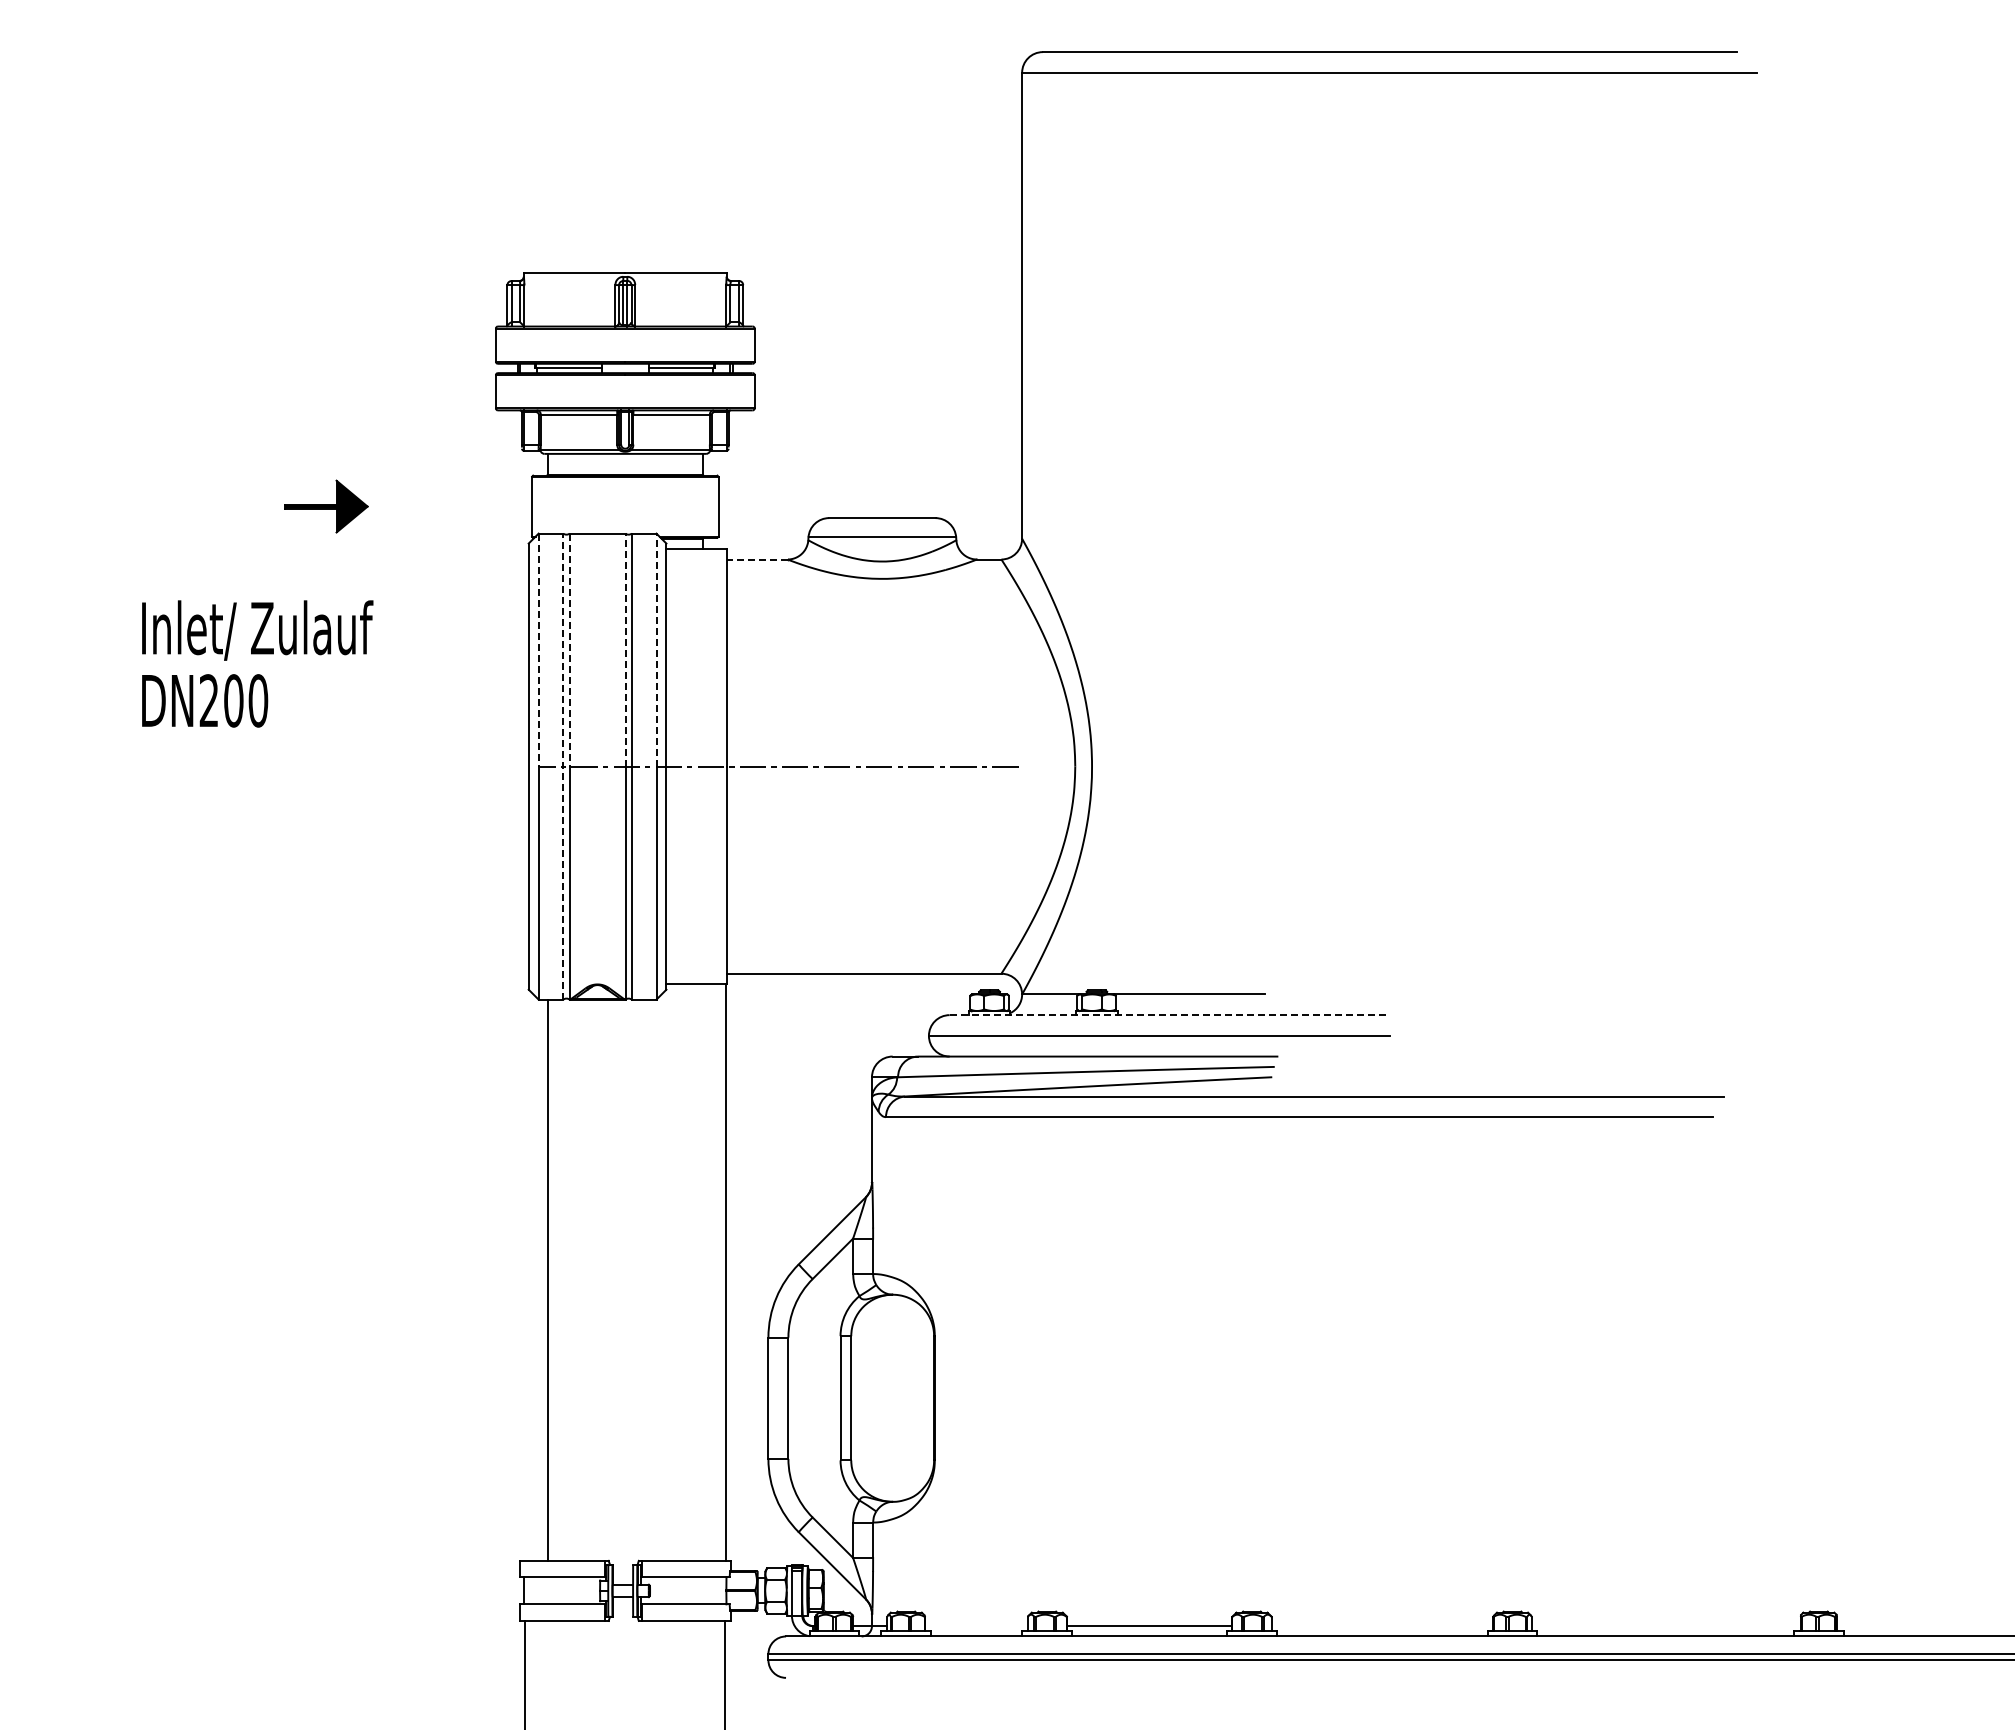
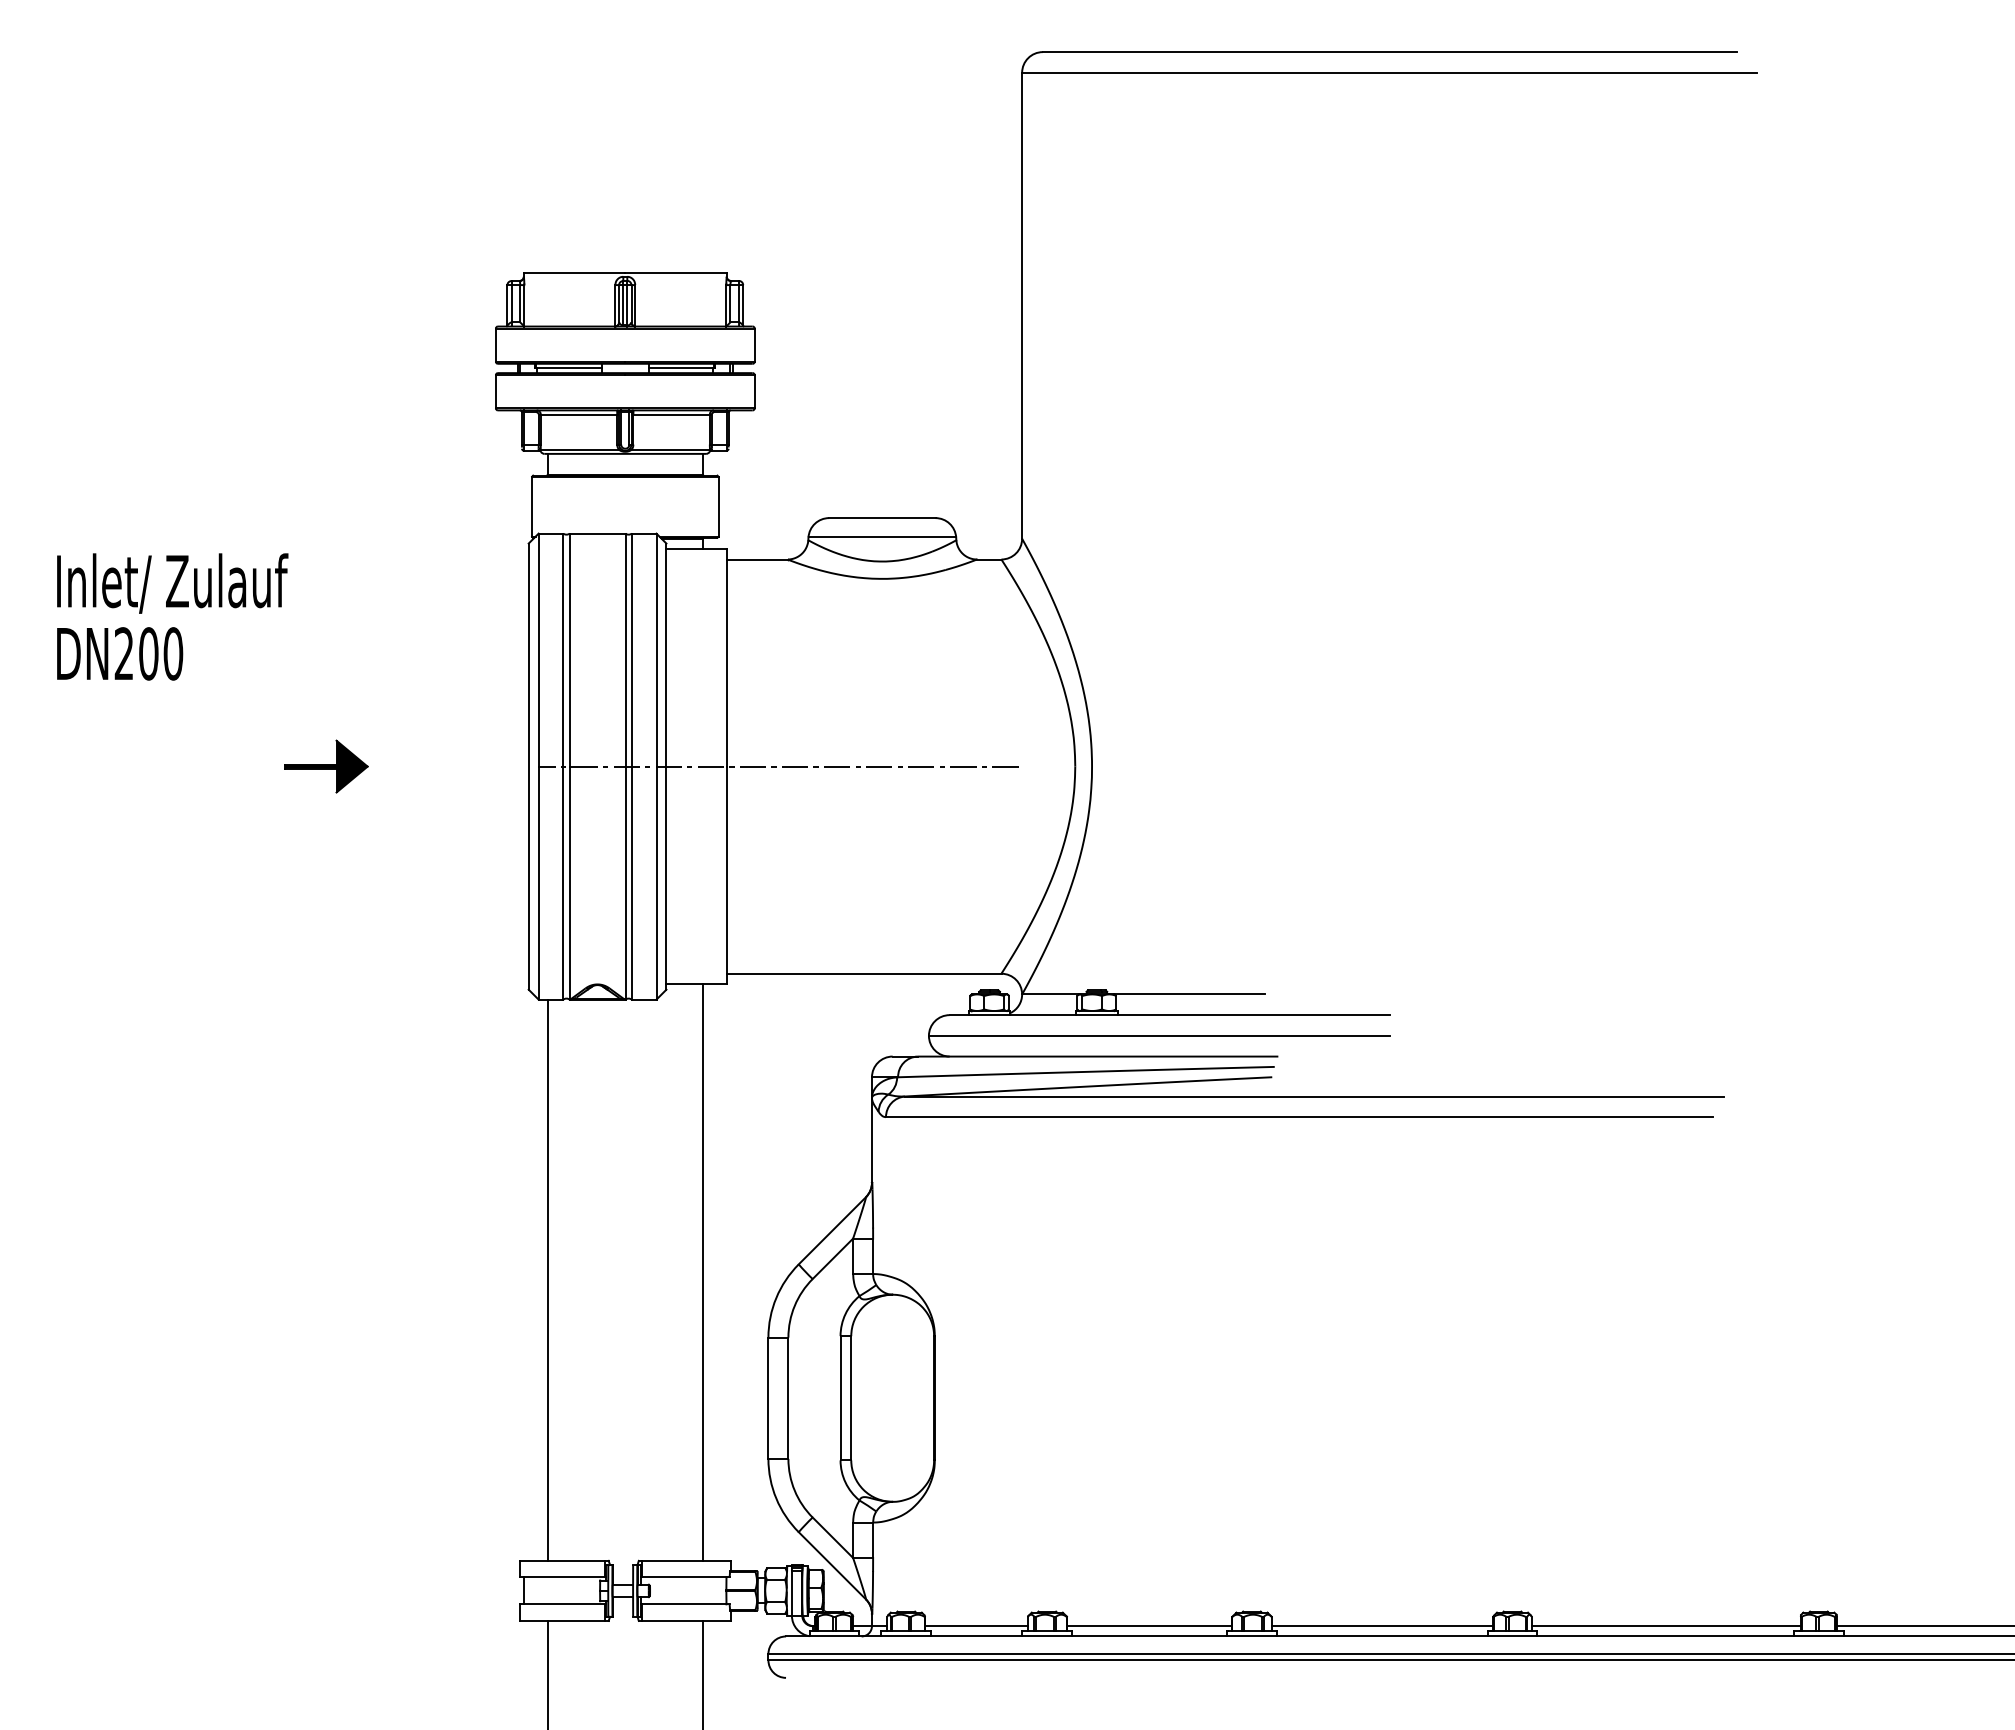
part position: (326, 506) -> (326, 766) (326, 766)
line: dashed -> solid (756, 559)
line: dashed -> solid (625, 649)
line: dashed -> solid (656, 649)
line: dashed -> solid (538, 650)
line: dashed -> solid (569, 650)
text position: (257, 663) -> (172, 616) (172, 616)
line: dashed -> solid (563, 766)
line: dashed -> solid (1170, 1015)
line position: (725, 1272) -> (702, 1272) (702, 1272)
line: none -> present (976, 1626)
line: none -> present (1382, 1626)
line: none -> present (1665, 1626)
line: none -> present (1924, 1626)
line position: (524, 1673) -> (547, 1673) (547, 1673)
line position: (724, 1673) -> (702, 1673) (702, 1673)
